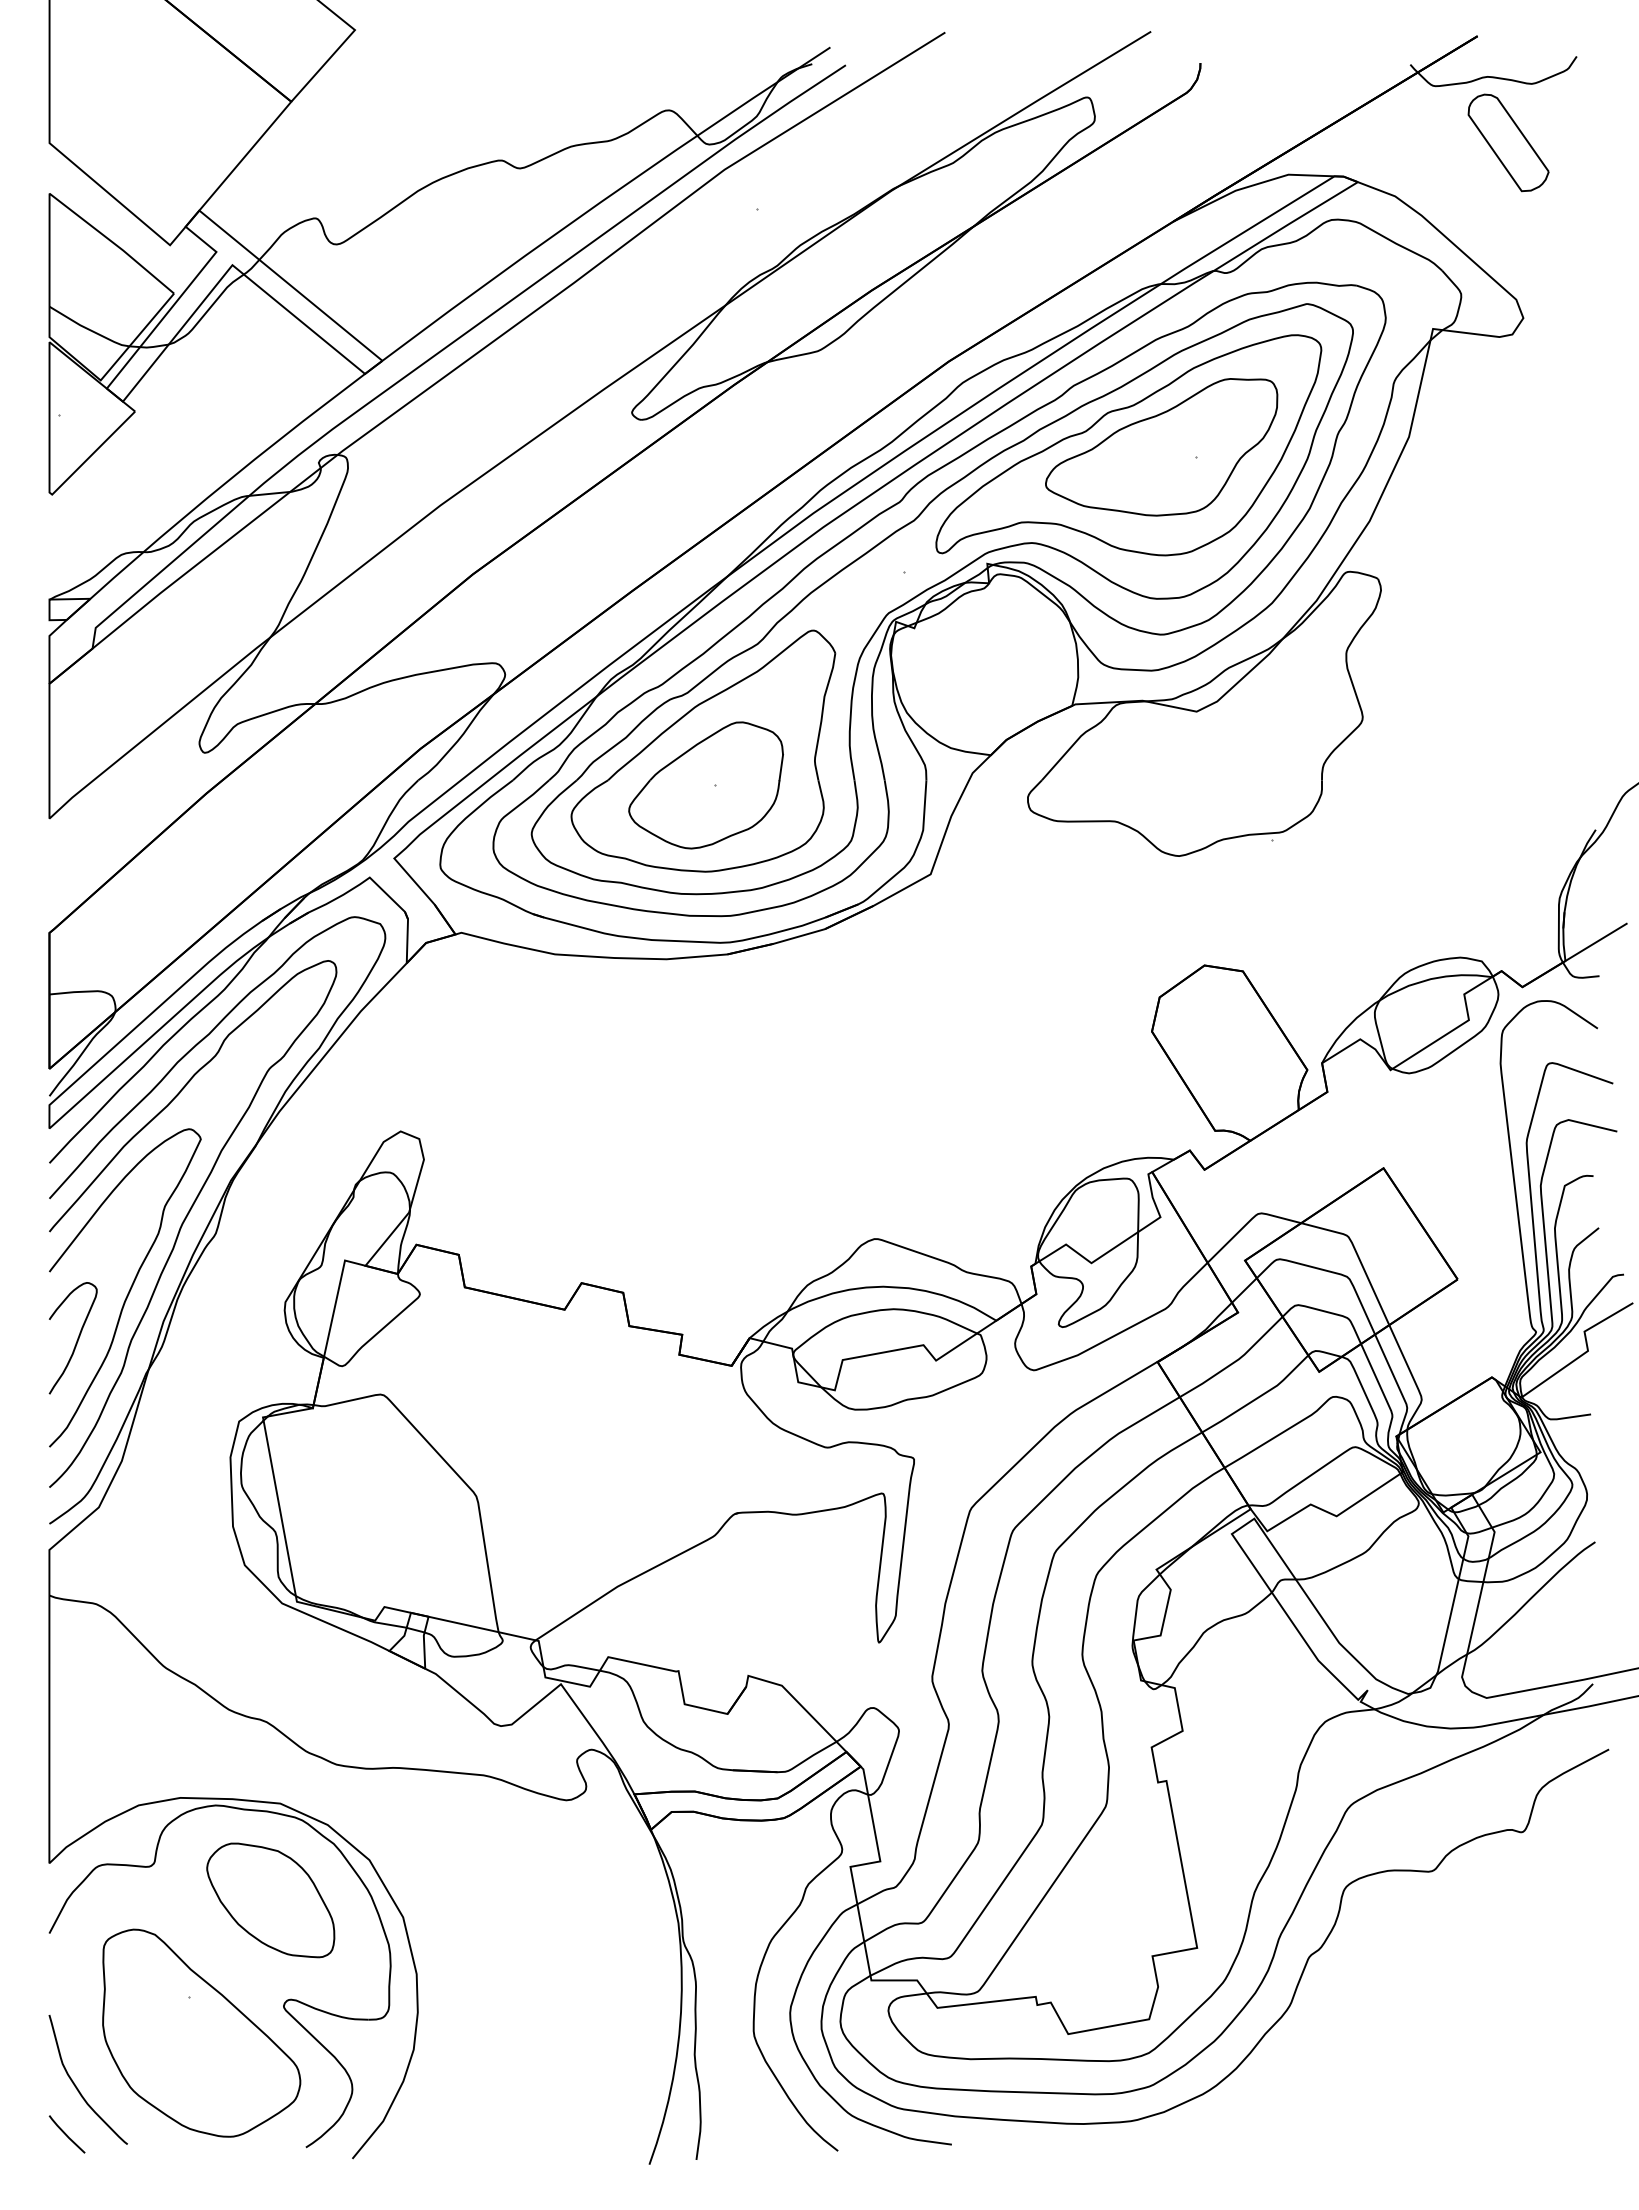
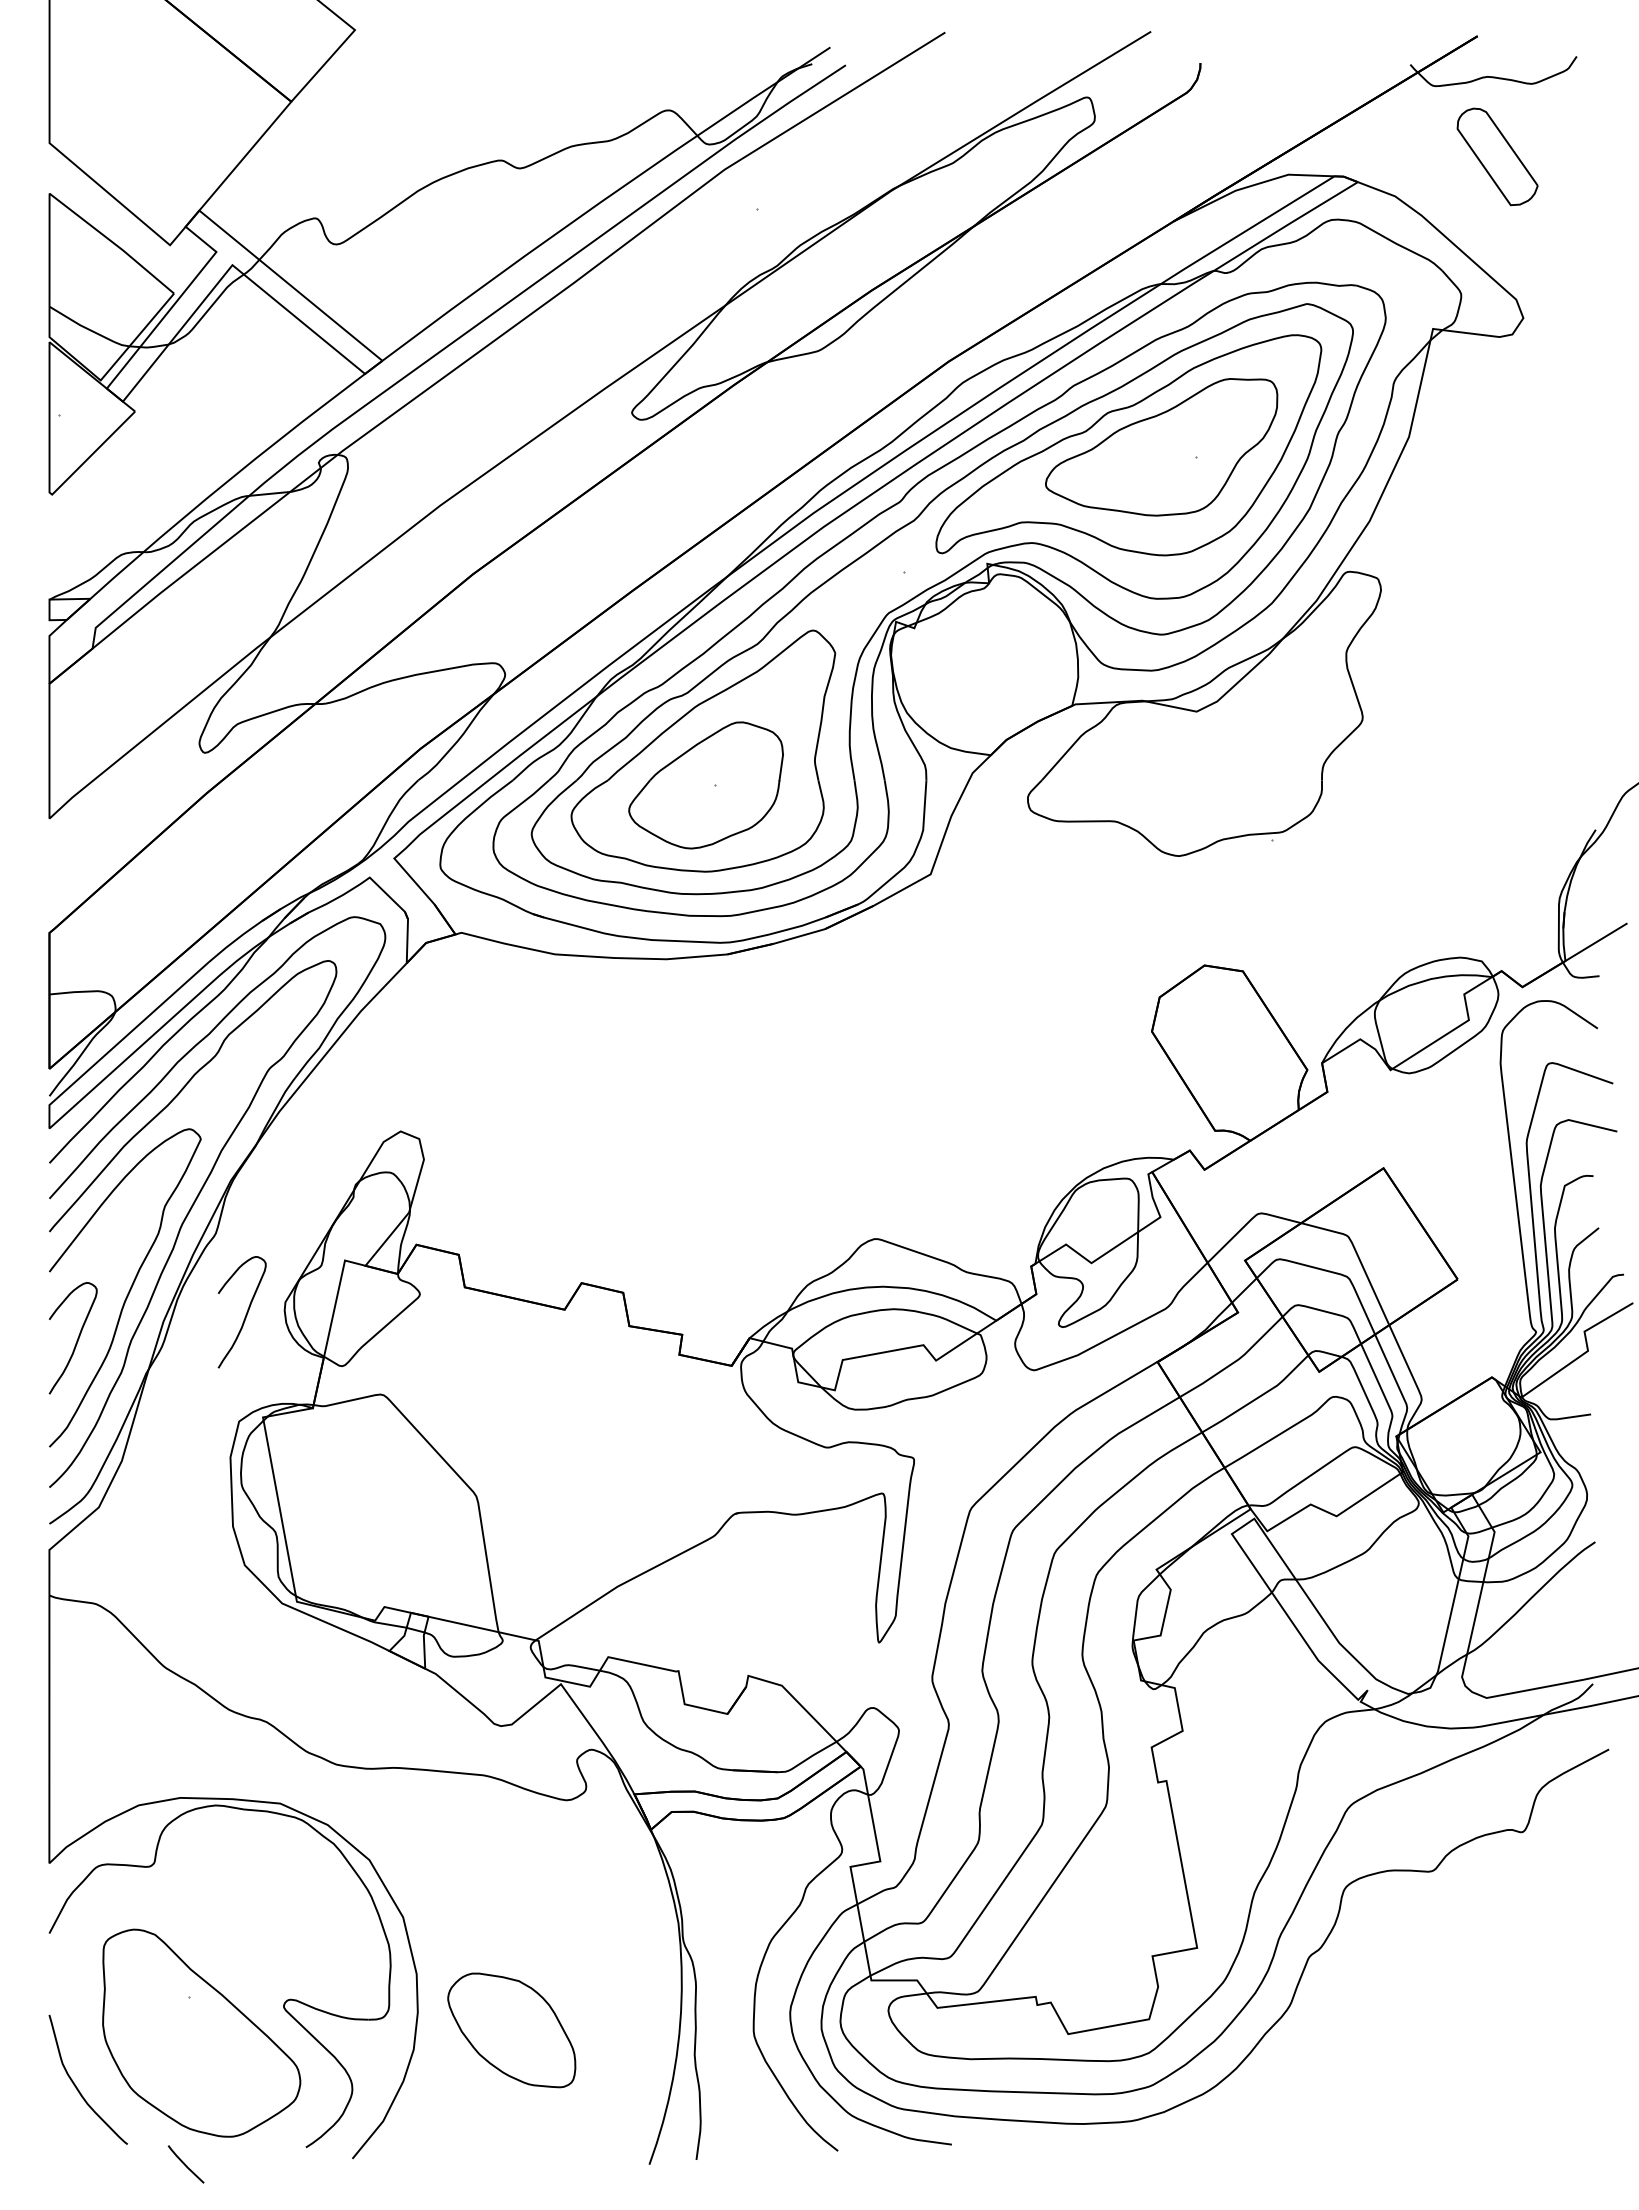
part position: (1508, 142) -> (1497, 156) (1497, 156)
curve: none -> present (245, 1314)
part position: (270, 1900) -> (511, 2030) (511, 2030)
line position: (66, 2134) -> (185, 2164) (185, 2164)
